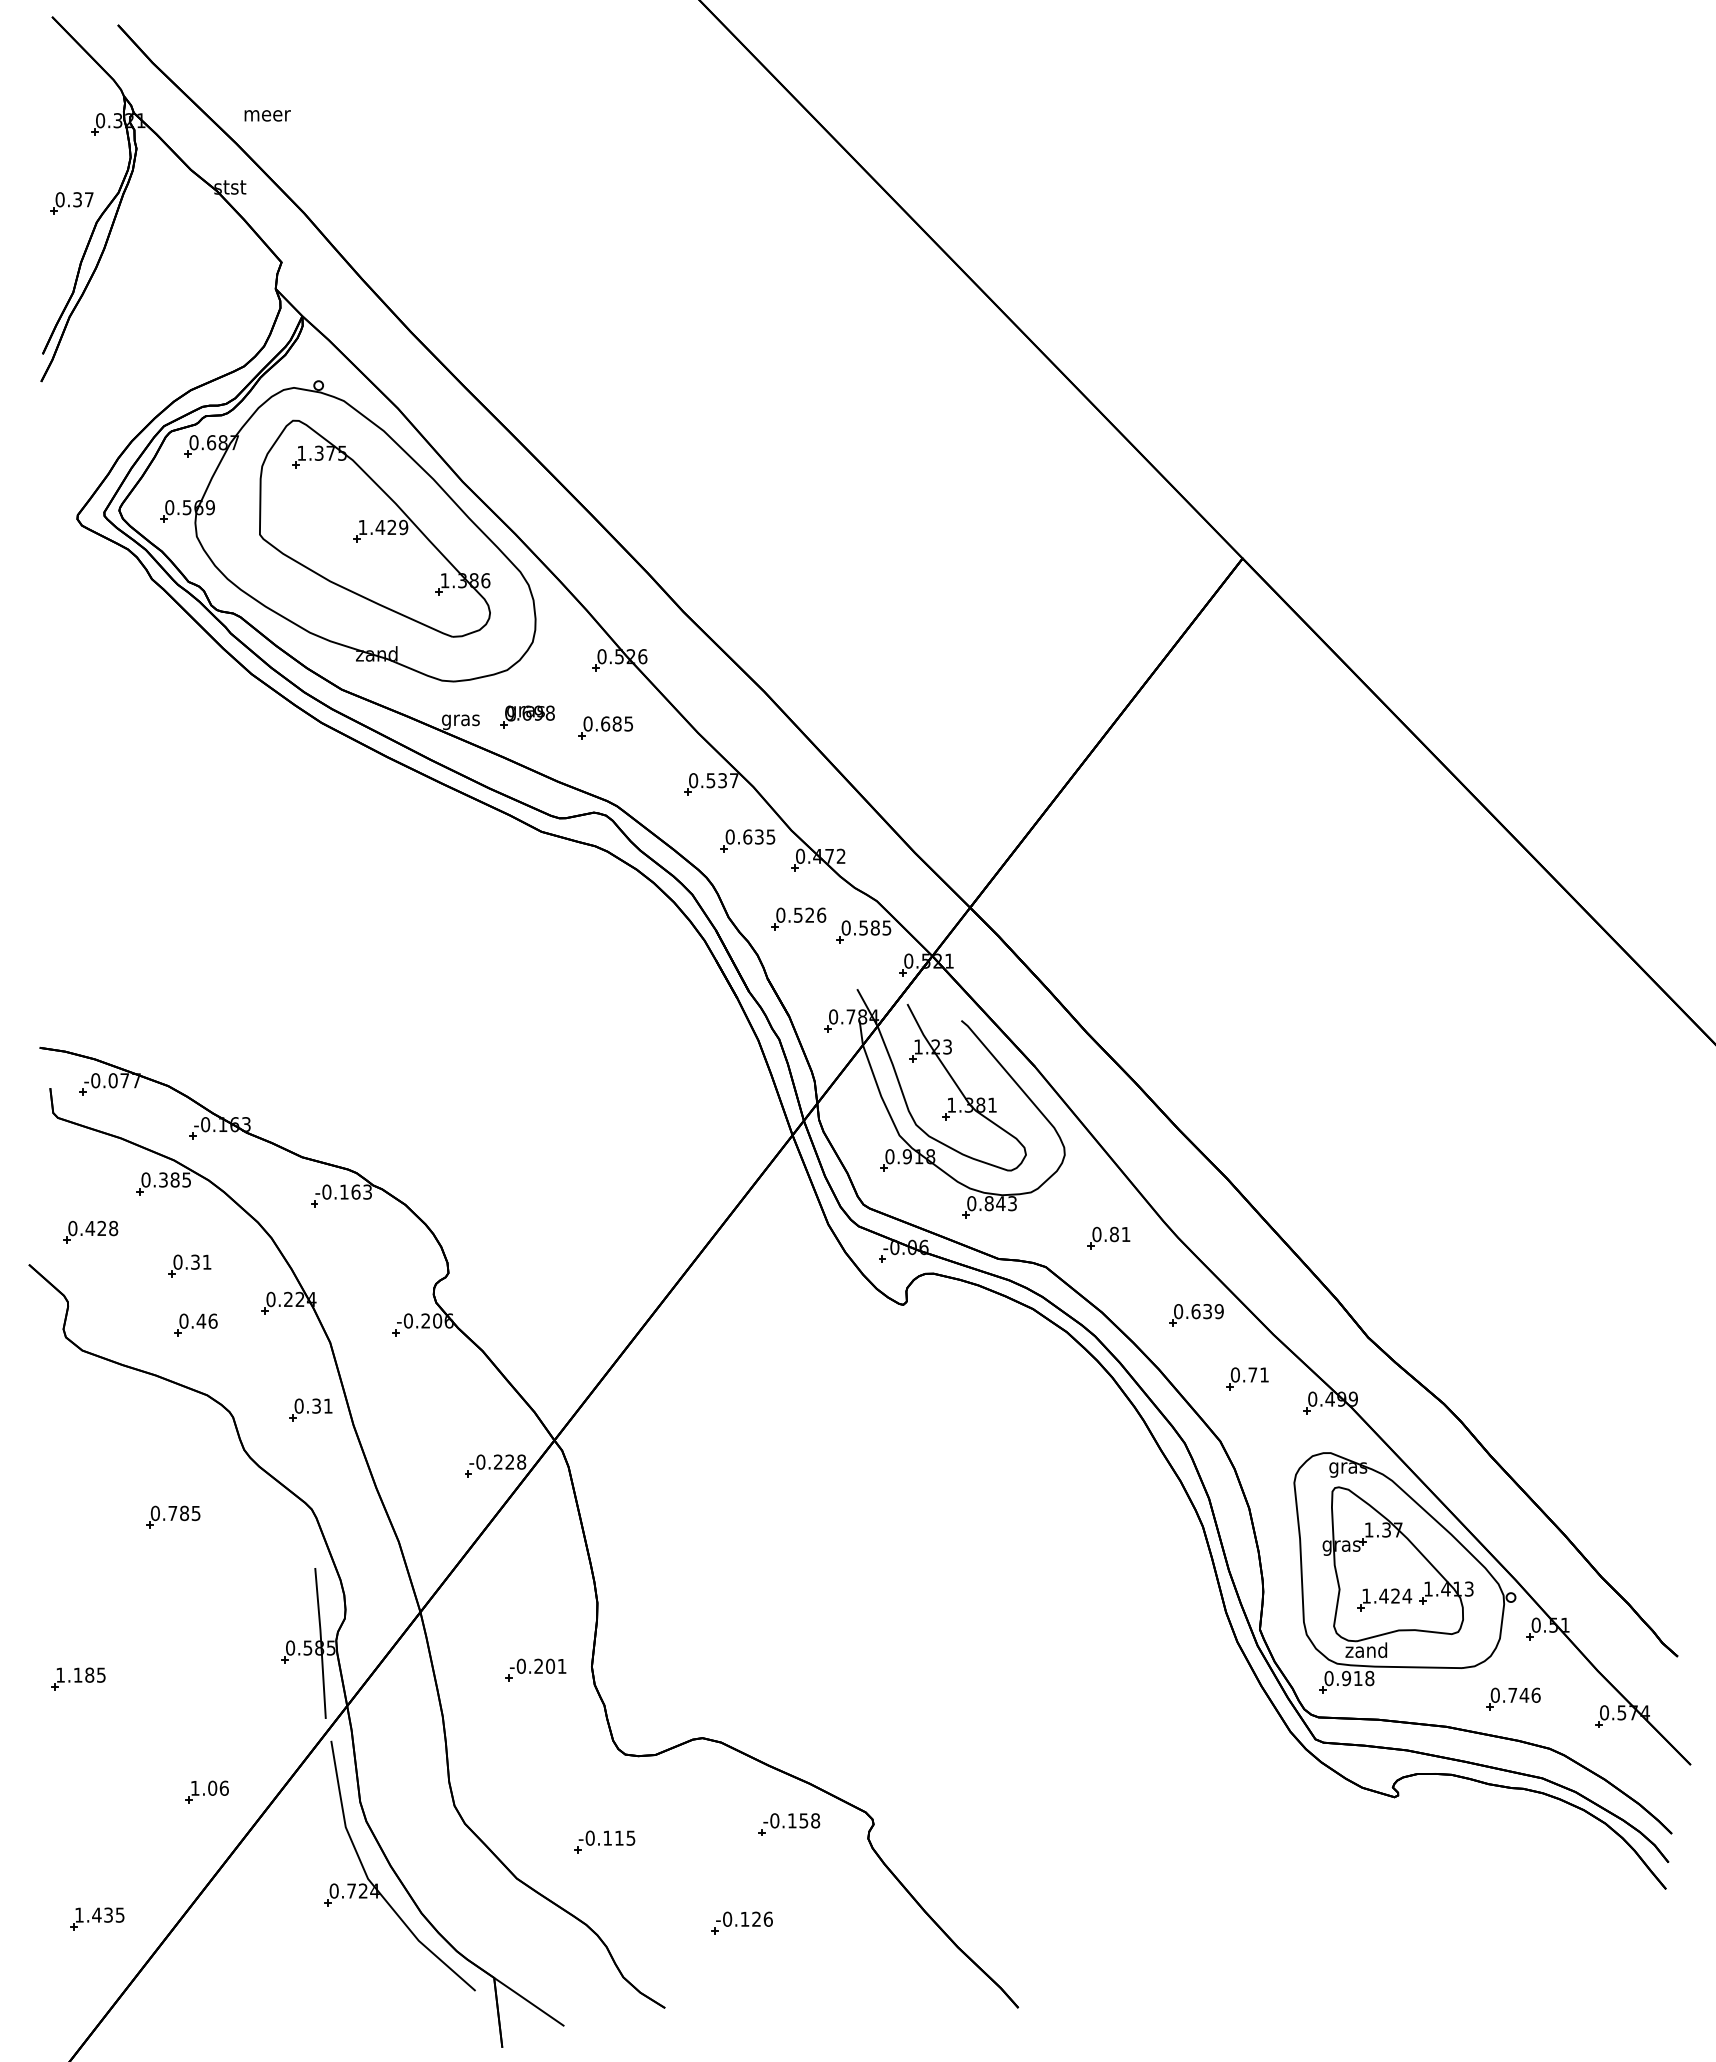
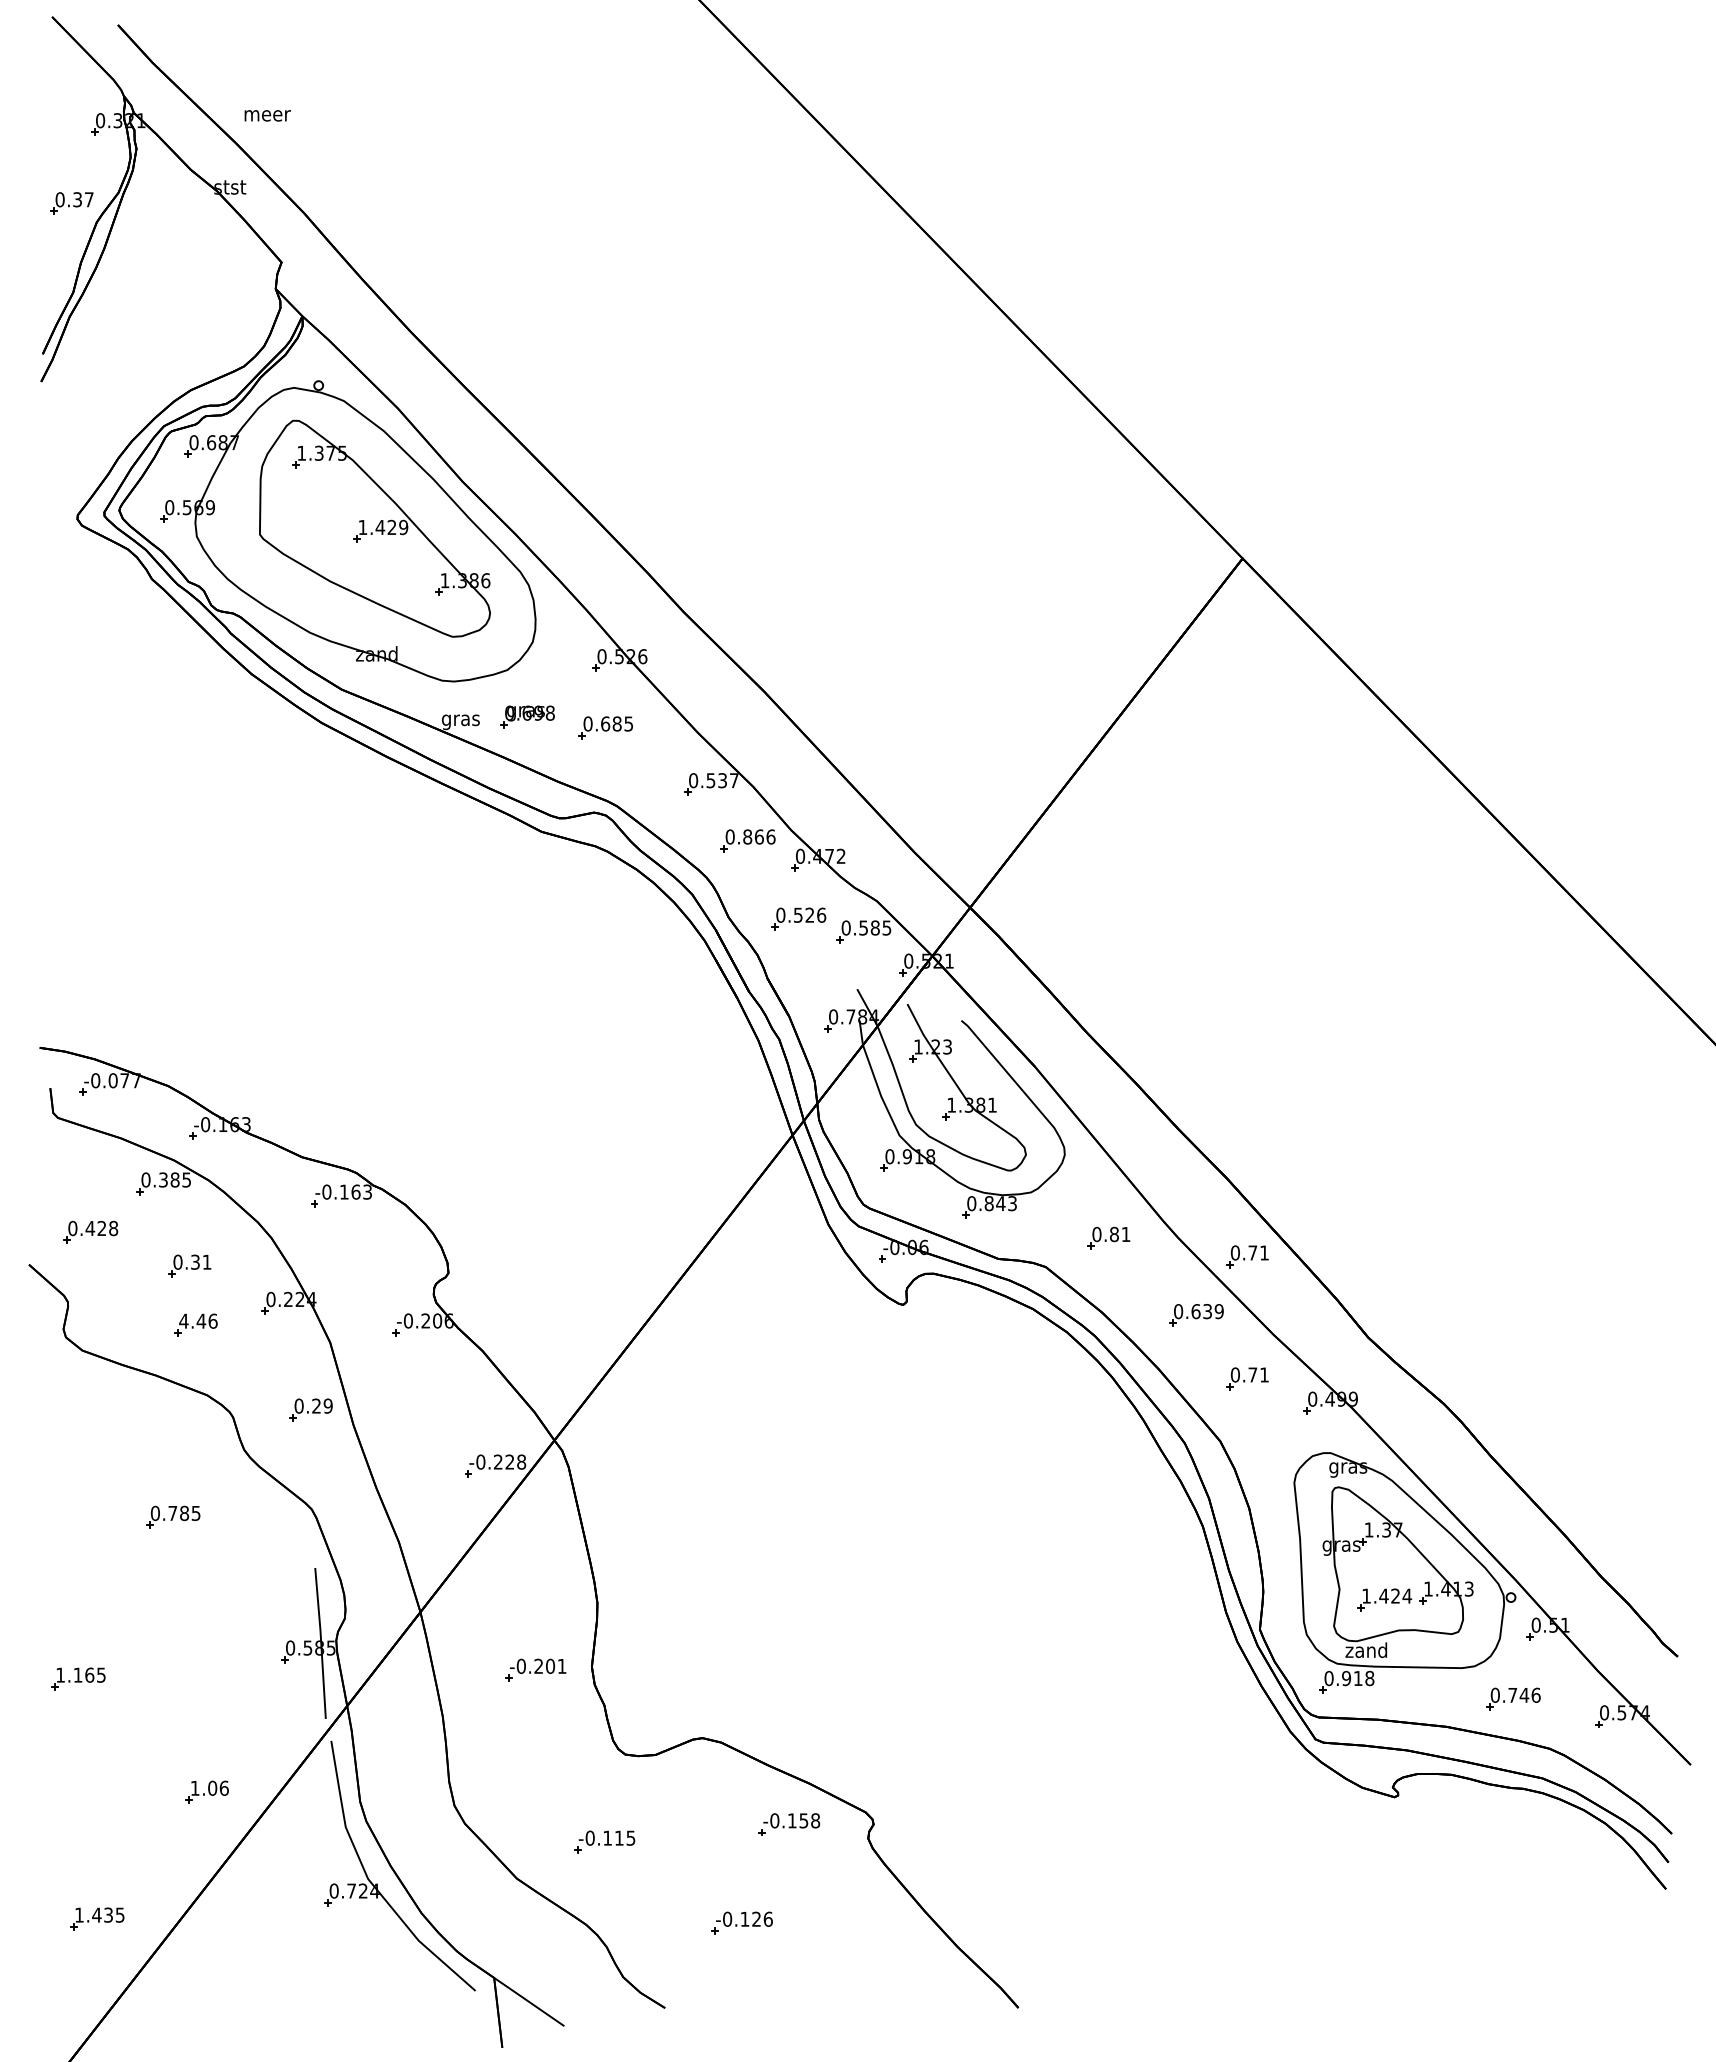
text: 0.635 -> 0.866 (759, 836)
part: none -> present (1247, 1256)
text: 0.46 -> 4.46 (183, 1320)
text: 0.31 -> 0.29 (322, 1405)
text: 1.185 -> 1.165 (89, 1674)
